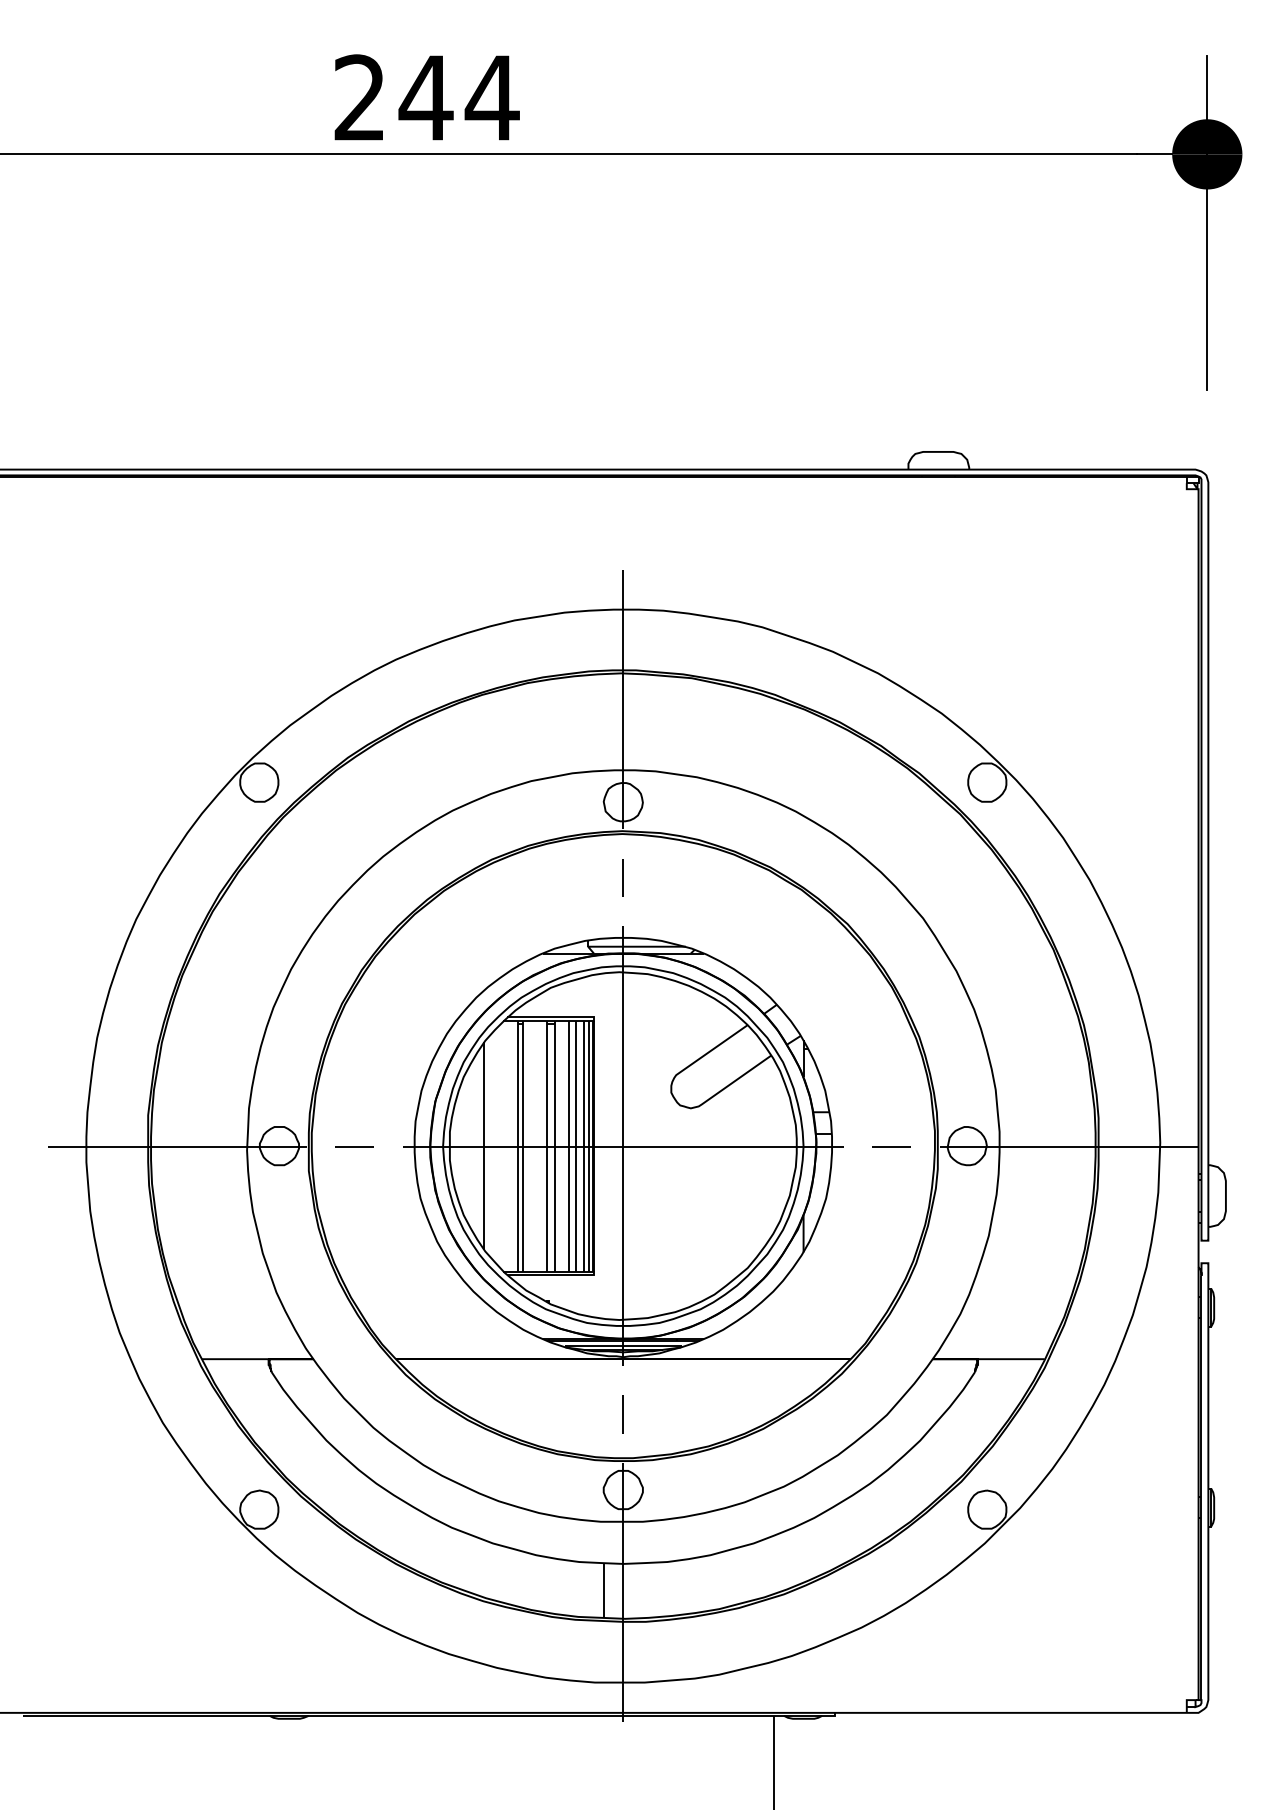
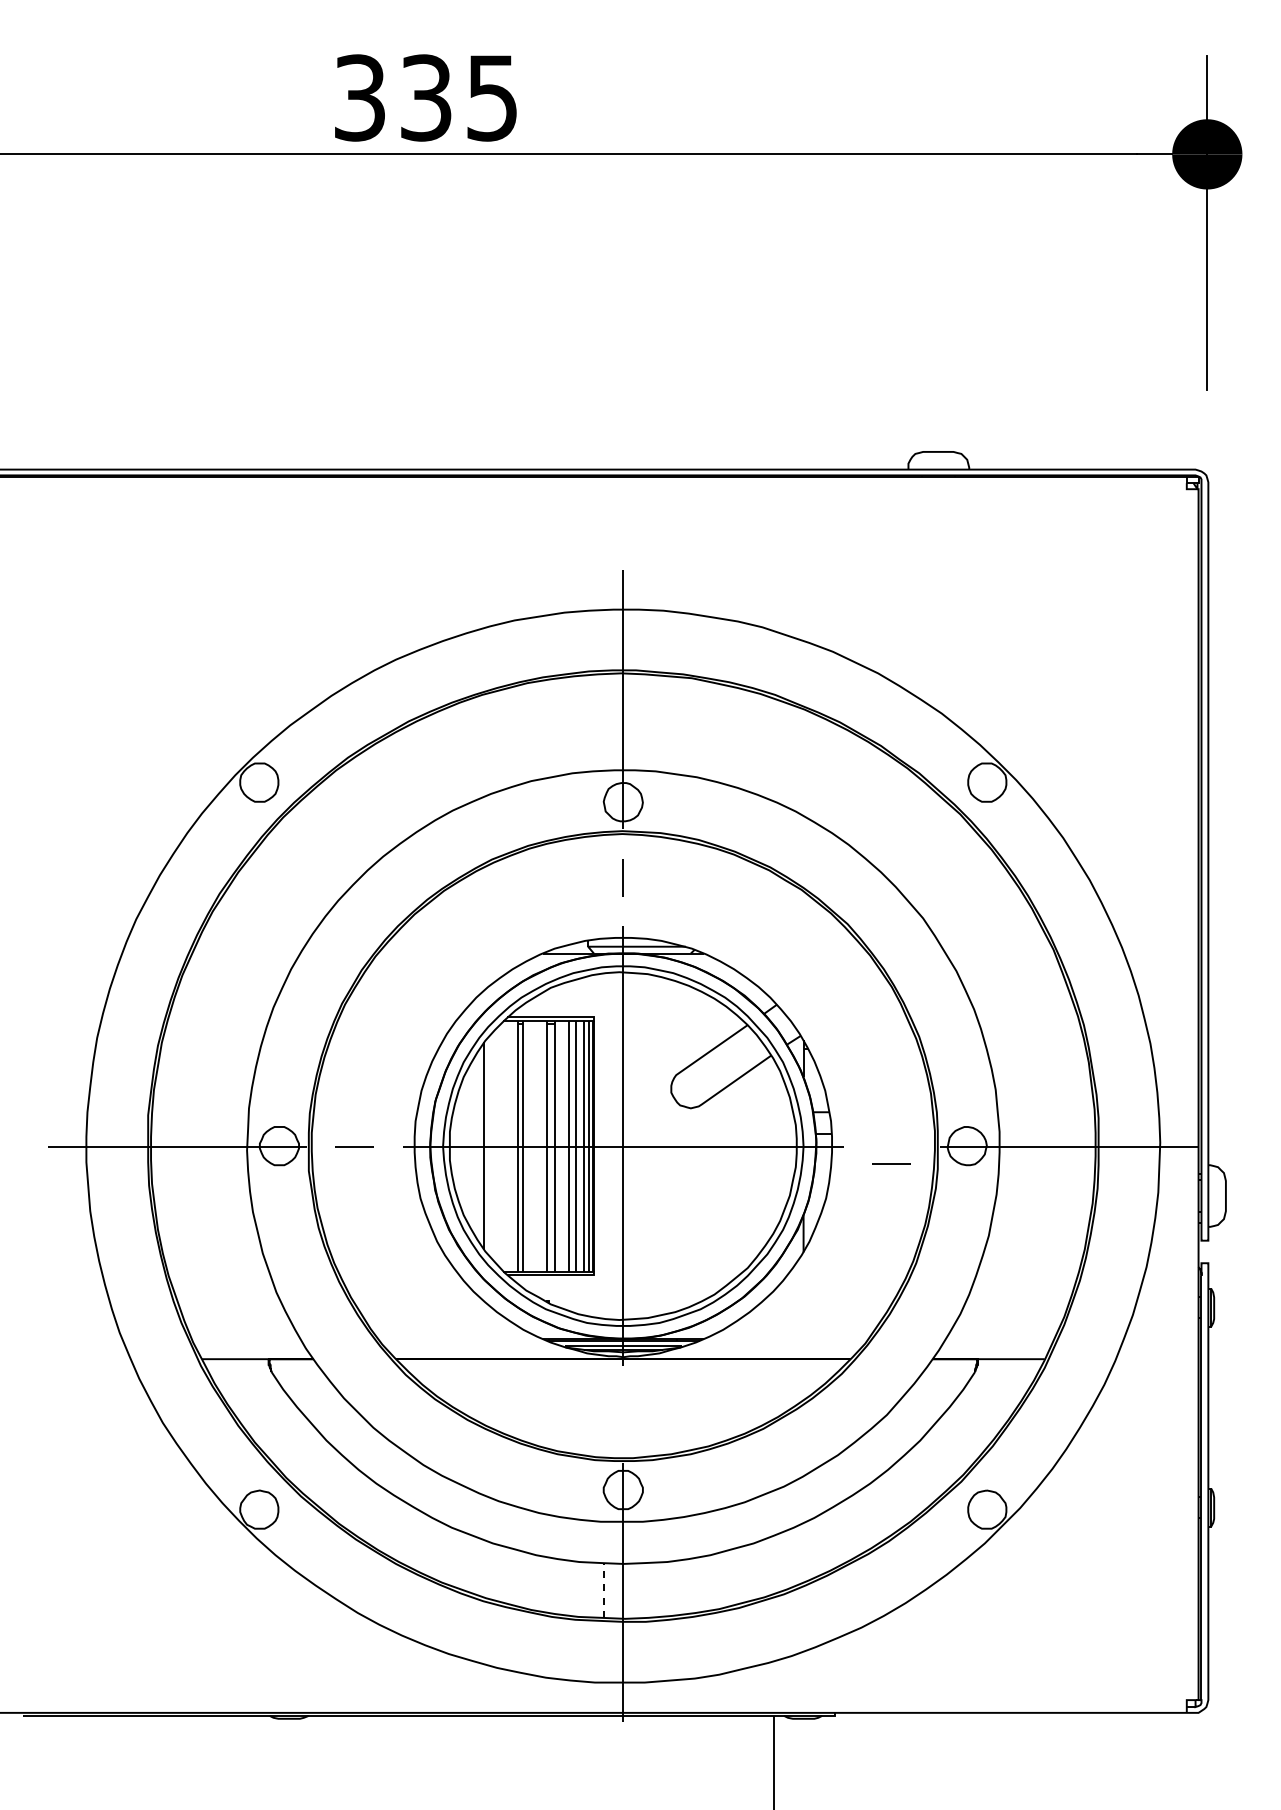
text: 244 -> 335 (426, 97)
line position: (891, 1146) -> (891, 1163) (891, 1163)
line: present -> none (622, 1414)
line: solid -> dashed (603, 1590)
